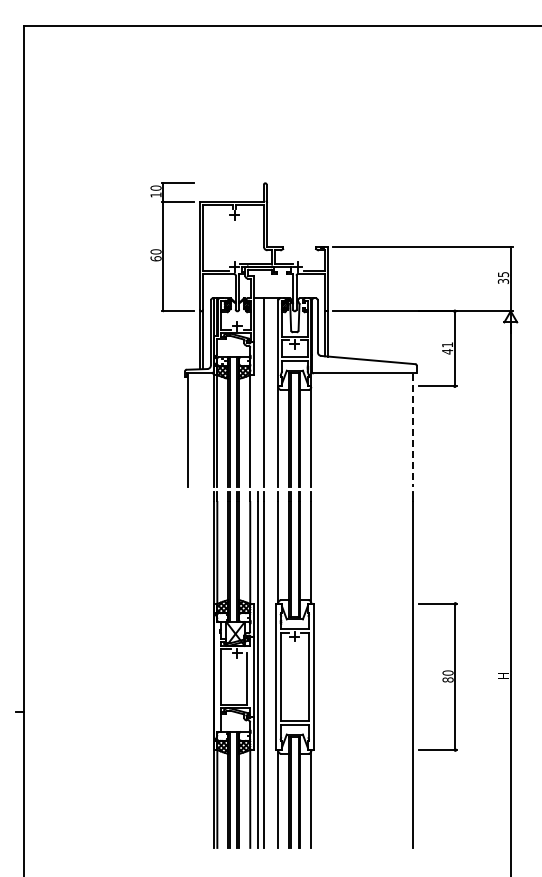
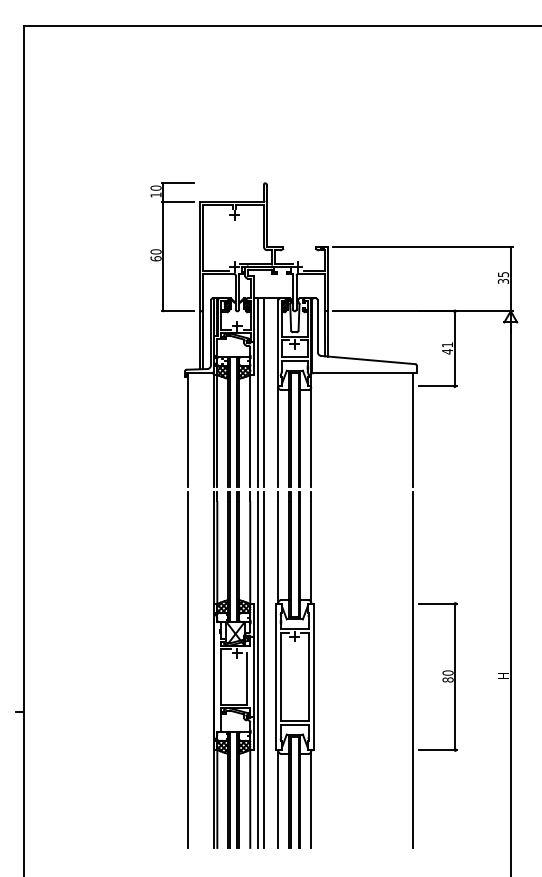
line: none -> present (257, 392)
line: dashed -> solid (413, 430)
line: none -> present (187, 669)
